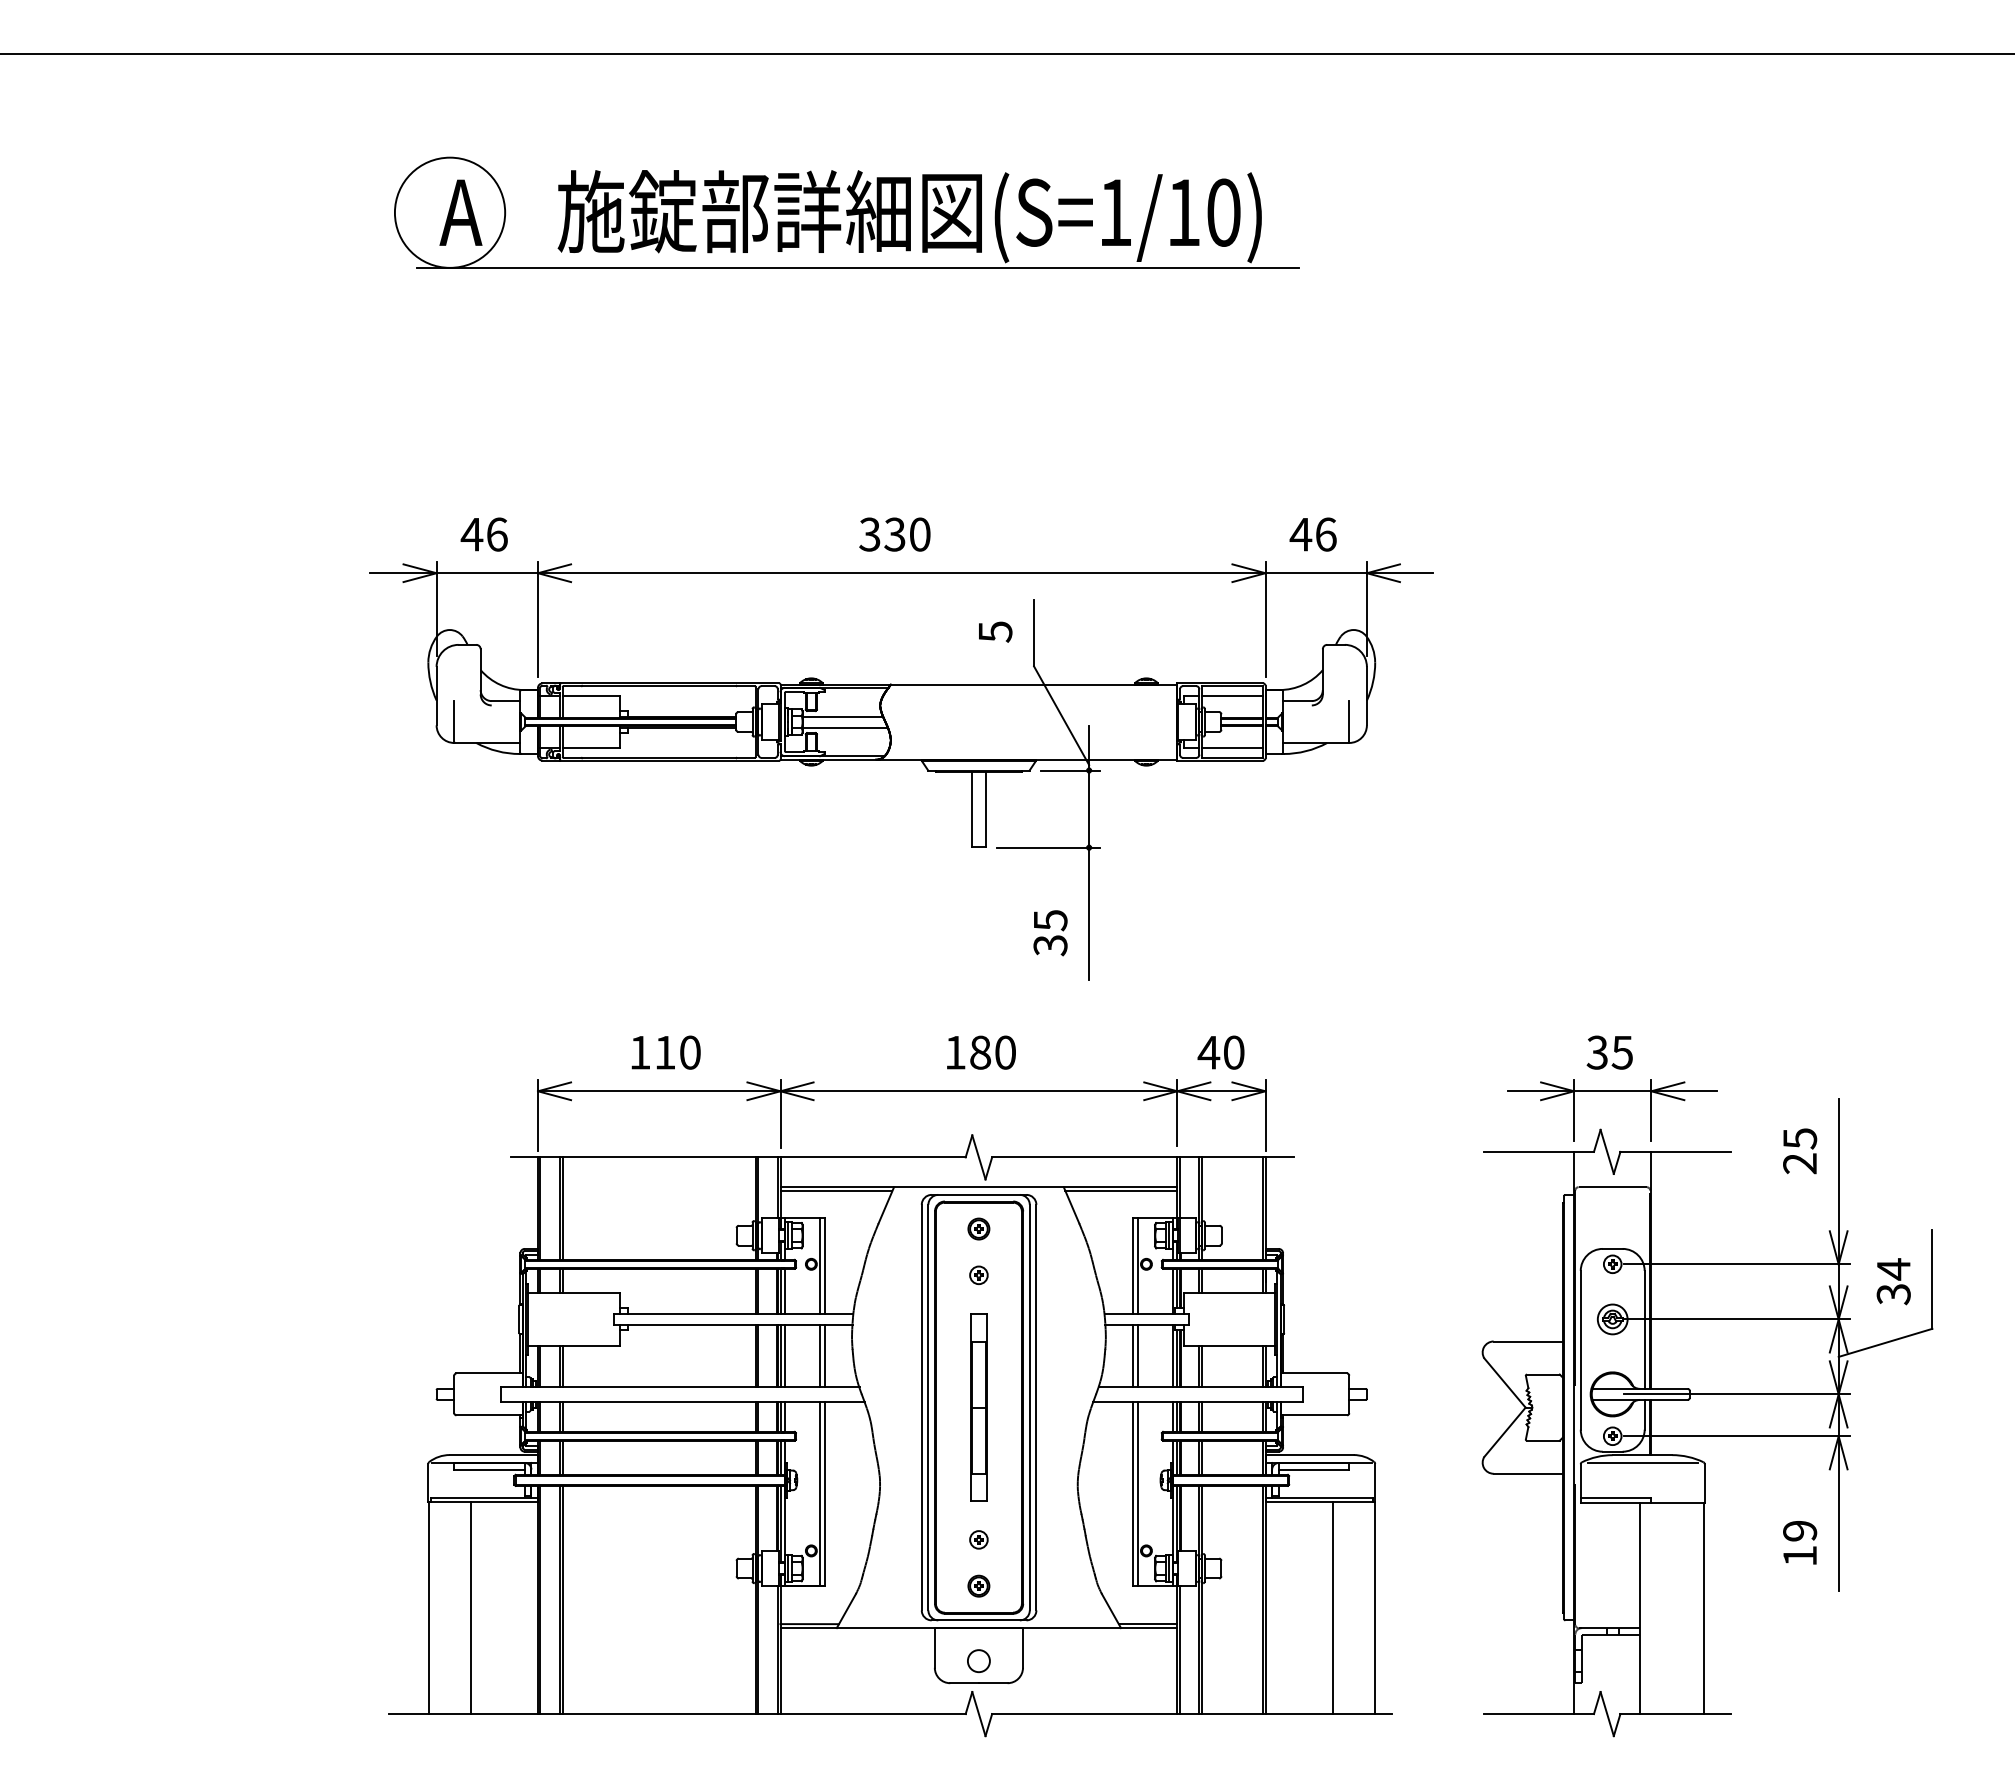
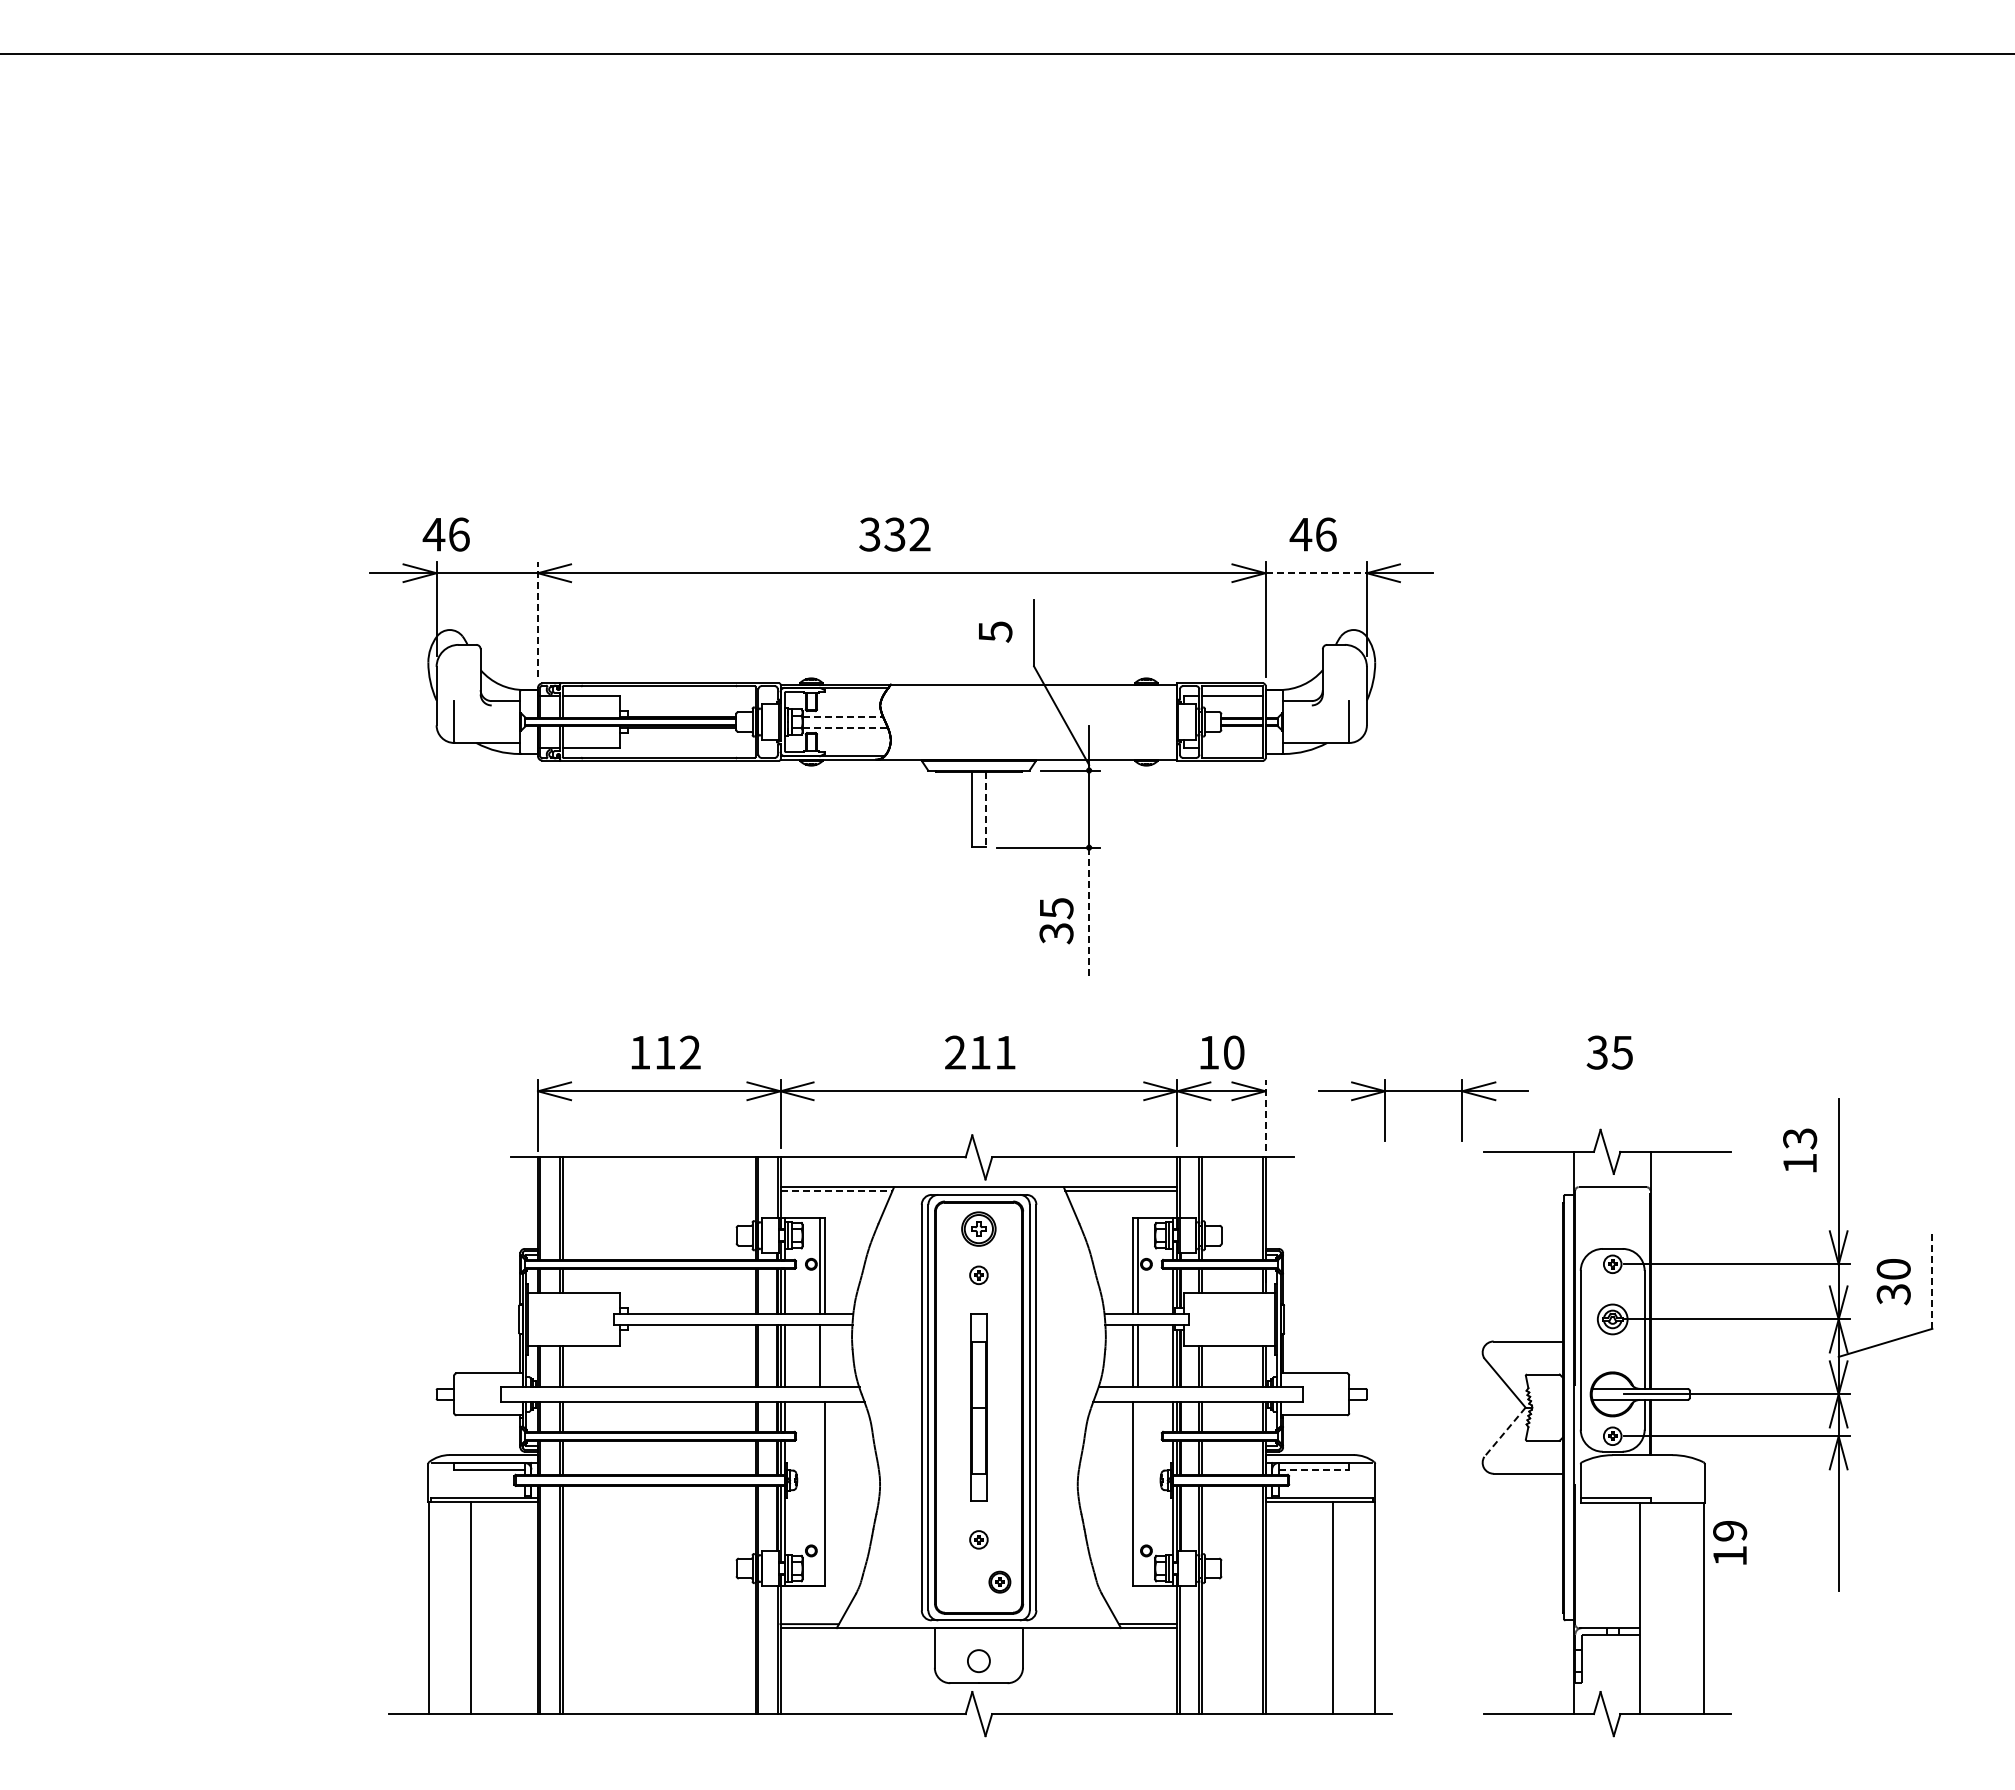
part: present -> none (846, 212)
text position: (483, 534) -> (445, 534) (445, 534)
text: 330 -> 332 (919, 534)
line: solid -> dashed (1316, 573)
line: solid -> dashed (538, 619)
line: solid -> dashed (843, 716)
line: solid -> dashed (845, 727)
line: present -> none (1232, 748)
line: solid -> dashed (985, 809)
line: solid -> dashed (1089, 914)
text position: (1050, 933) -> (1056, 921) (1056, 921)
text: 110 -> 112 (690, 1052)
text: 180 -> 211 (980, 1052)
text: 40 -> 10 (1208, 1052)
part position: (1612, 1091) -> (1423, 1091) (1423, 1091)
line: solid -> dashed (1265, 1115)
text: 25 -> 13 (1799, 1151)
line: solid -> dashed (836, 1191)
part size: 24x24 px -> 36x36 px (978, 1228)
text: 34 -> 30 (1893, 1269)
line: solid -> dashed (1932, 1279)
line: present -> none (824, 1355)
line: solid -> dashed (1504, 1432)
line: present -> none (1642, 1462)
line: solid -> dashed (1314, 1469)
line: present -> none (820, 1494)
line: present -> none (1137, 1494)
text position: (1800, 1542) -> (1730, 1542) (1730, 1542)
part position: (978, 1585) -> (999, 1581) (999, 1581)
